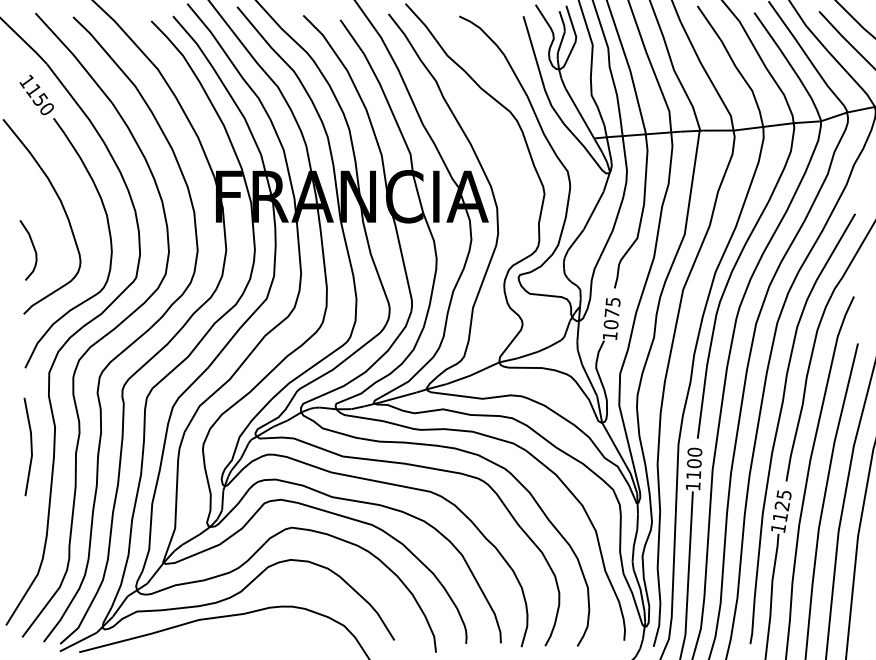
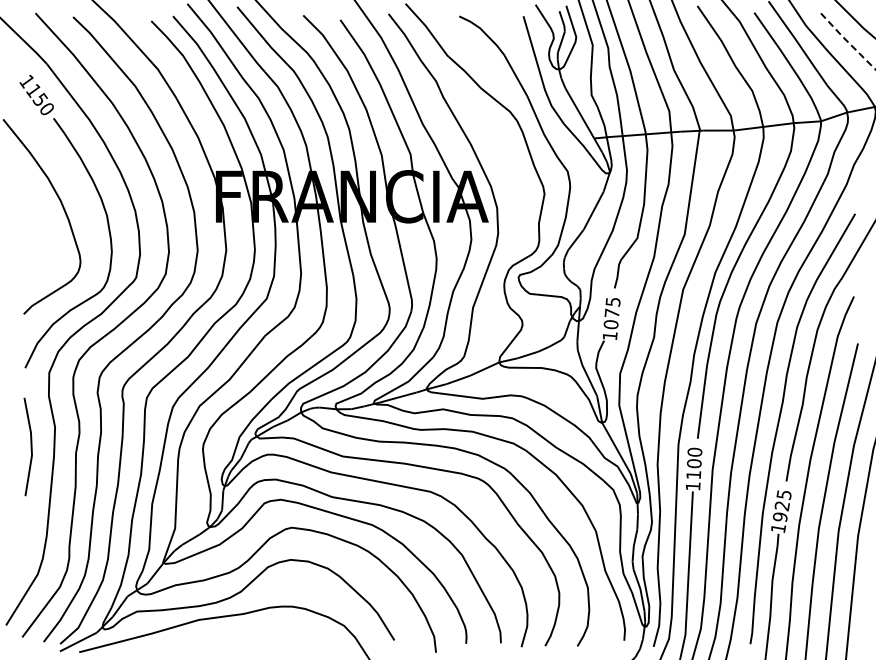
line: solid -> dashed (845, 39)
curve: present -> none (33, 249)
text: 1125 -> 1925 (780, 516)
